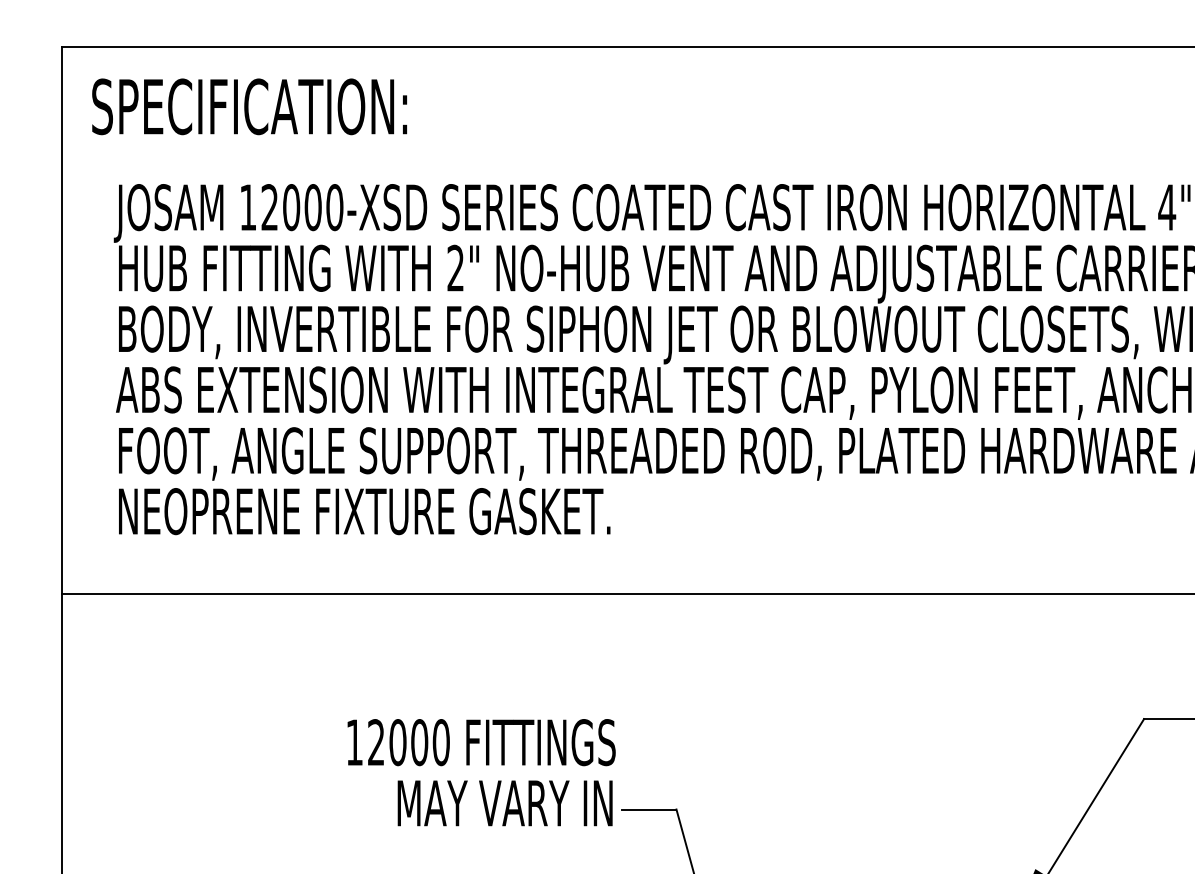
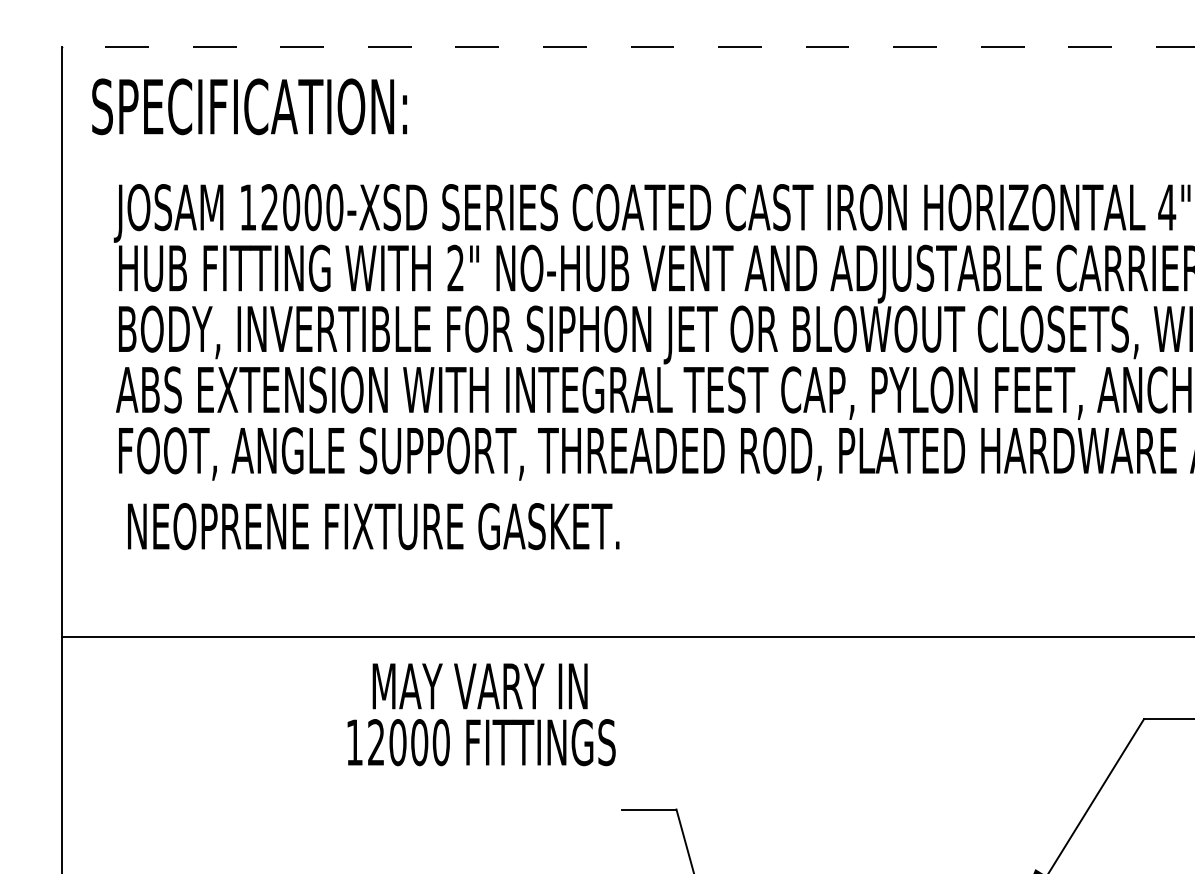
line: solid -> dashed (627, 47)
text position: (364, 511) -> (373, 526) (373, 526)
line position: (626, 594) -> (626, 637) (626, 637)
text position: (504, 803) -> (479, 686) (479, 686)
